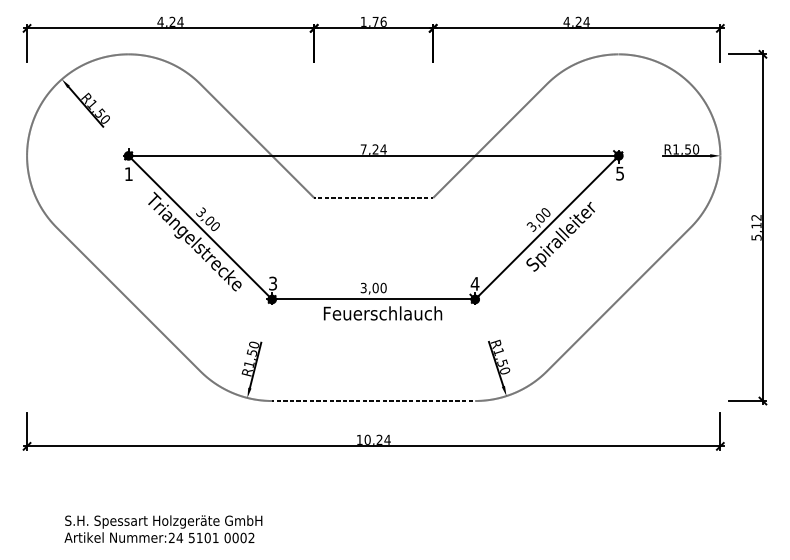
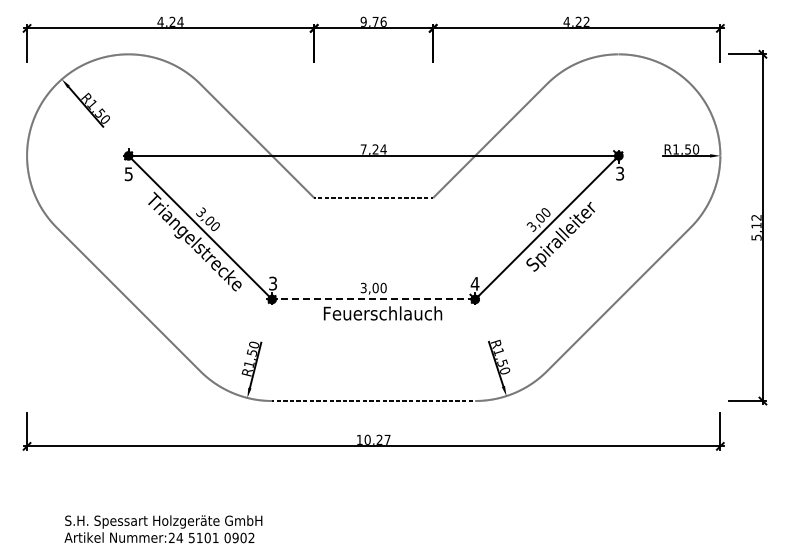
text: 1,76 -> 9,76 (363, 21)
text: 4,24 -> 4,22 (586, 21)
text: 5 -> 3 (620, 172)
text: 1 -> 5 (128, 174)
line: solid -> dashed (373, 299)
text: 10,24 -> 10,27 (387, 439)
text: 0002 -> 0902 (235, 538)
